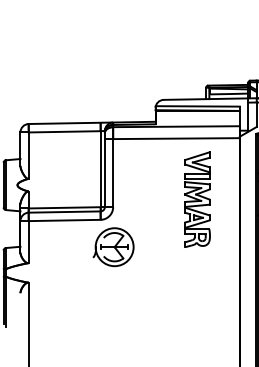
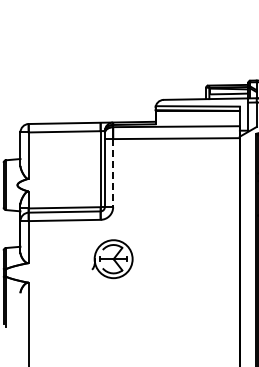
line: solid -> dashed (113, 173)
part: present -> none (197, 199)
part position: (113, 247) -> (112, 259) (112, 259)
